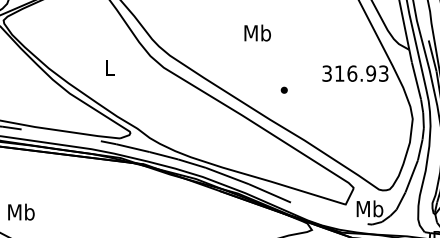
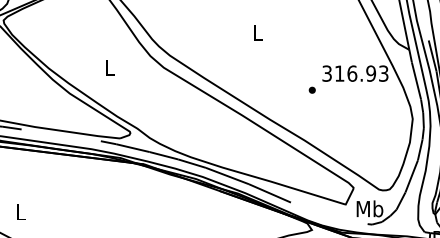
text: Mb -> L (257, 32)
part position: (283, 89) -> (311, 89) (311, 89)
text: Mb -> L (21, 211)
